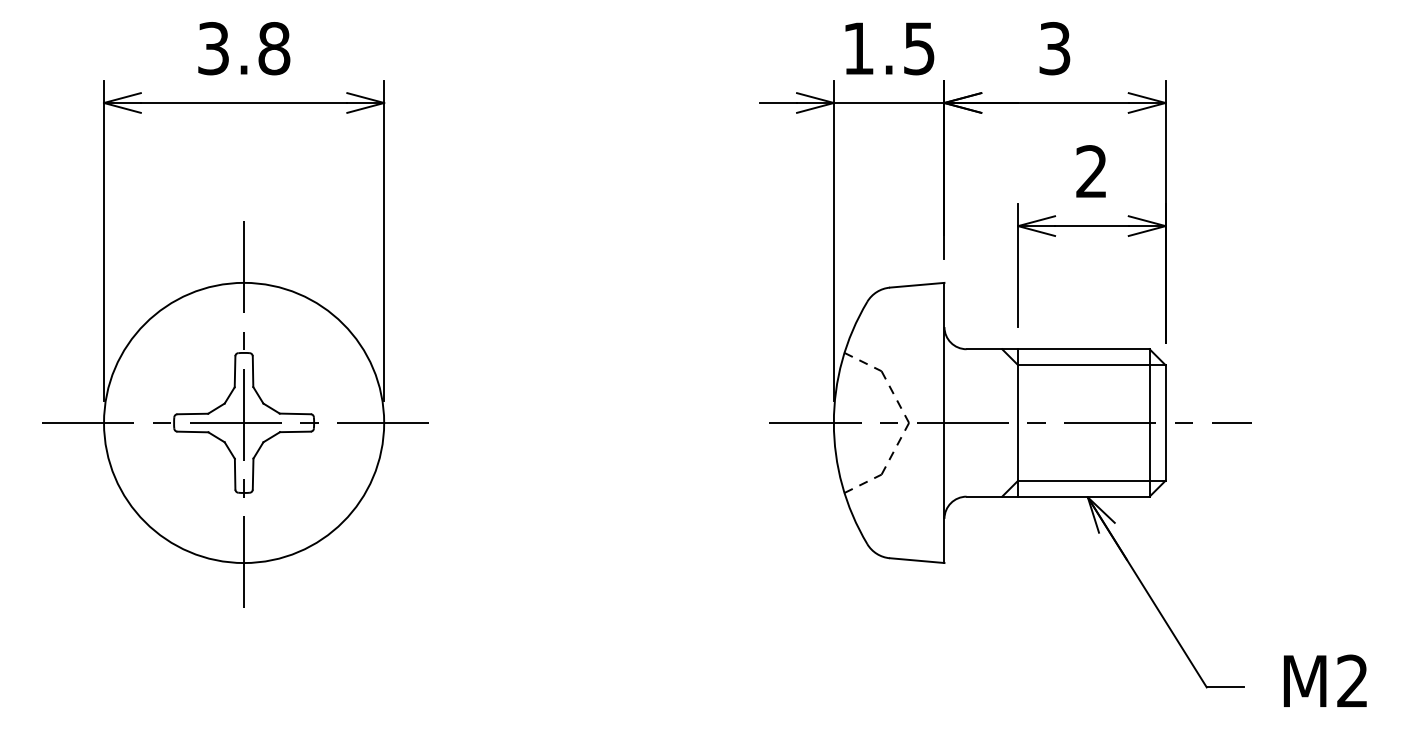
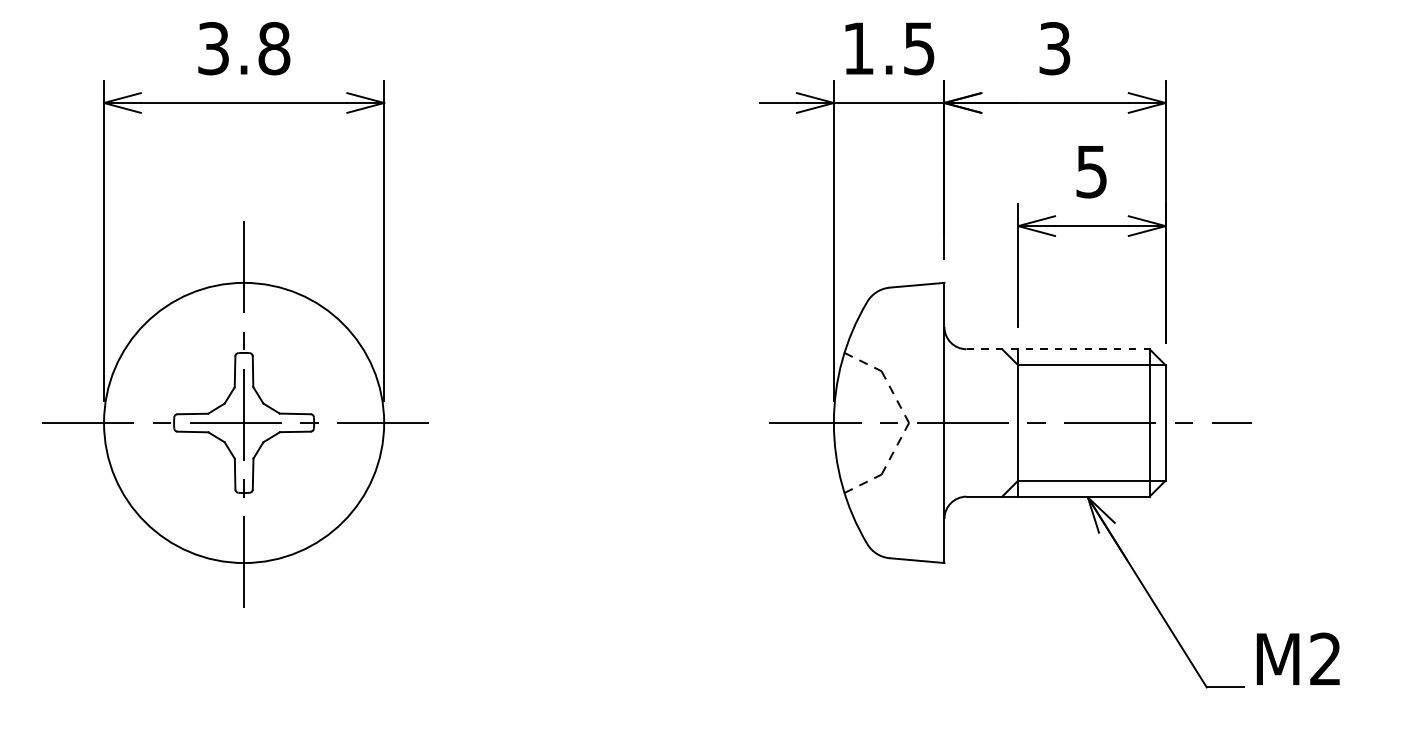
text: 2 -> 5 (1091, 171)
line: solid -> dashed (1058, 349)
text position: (1325, 680) -> (1298, 658) (1298, 658)
